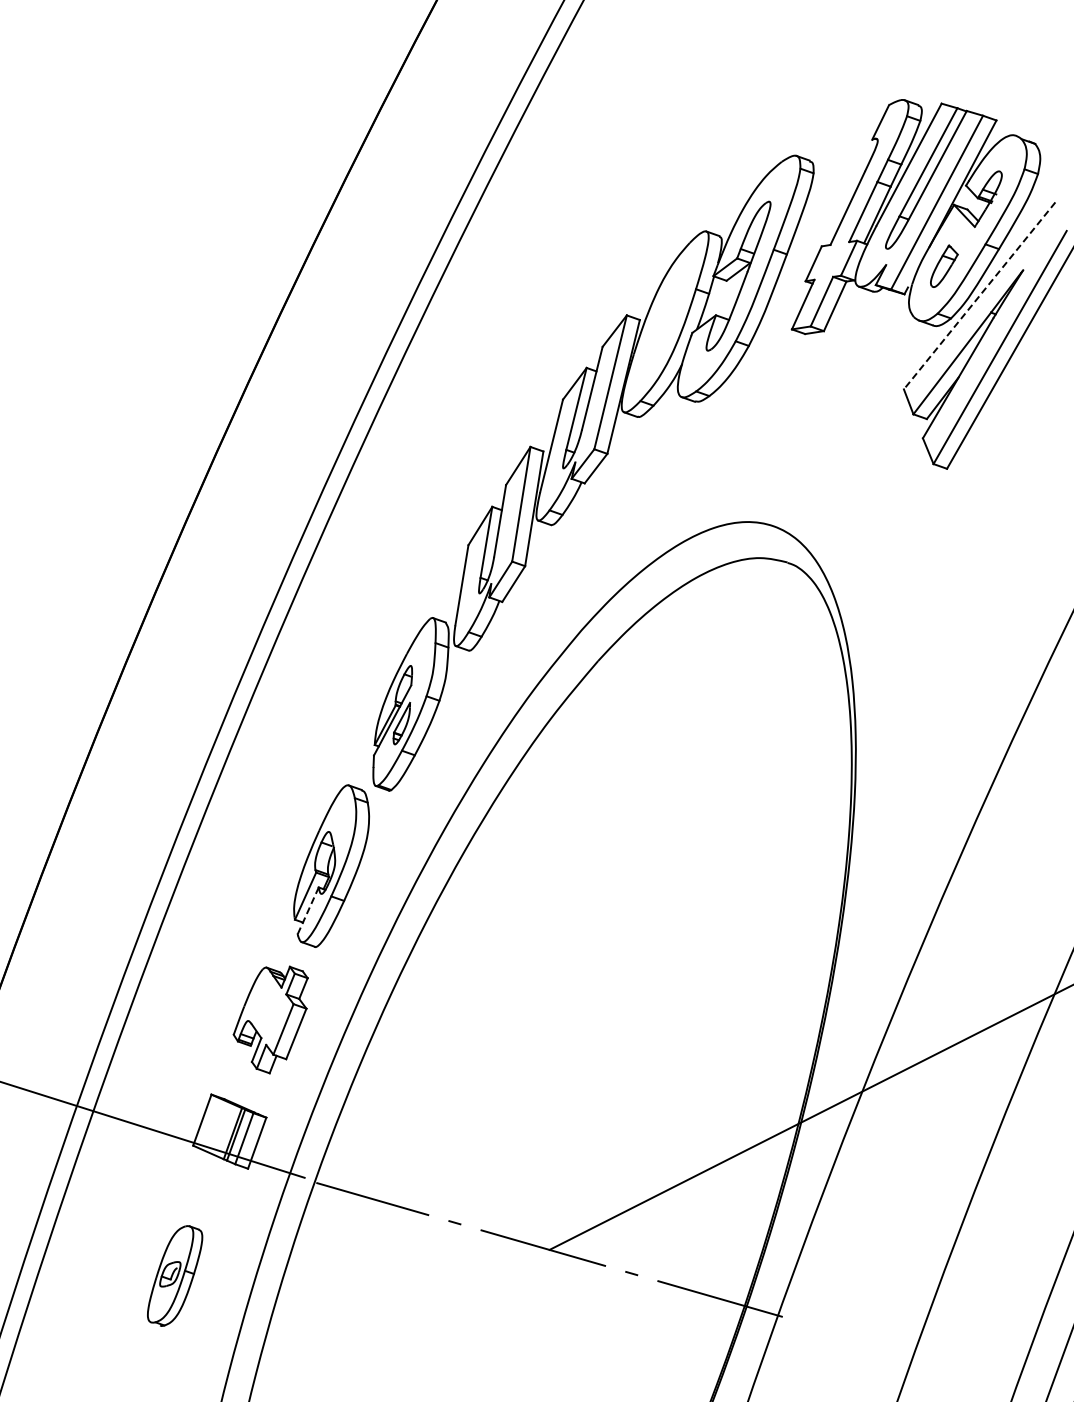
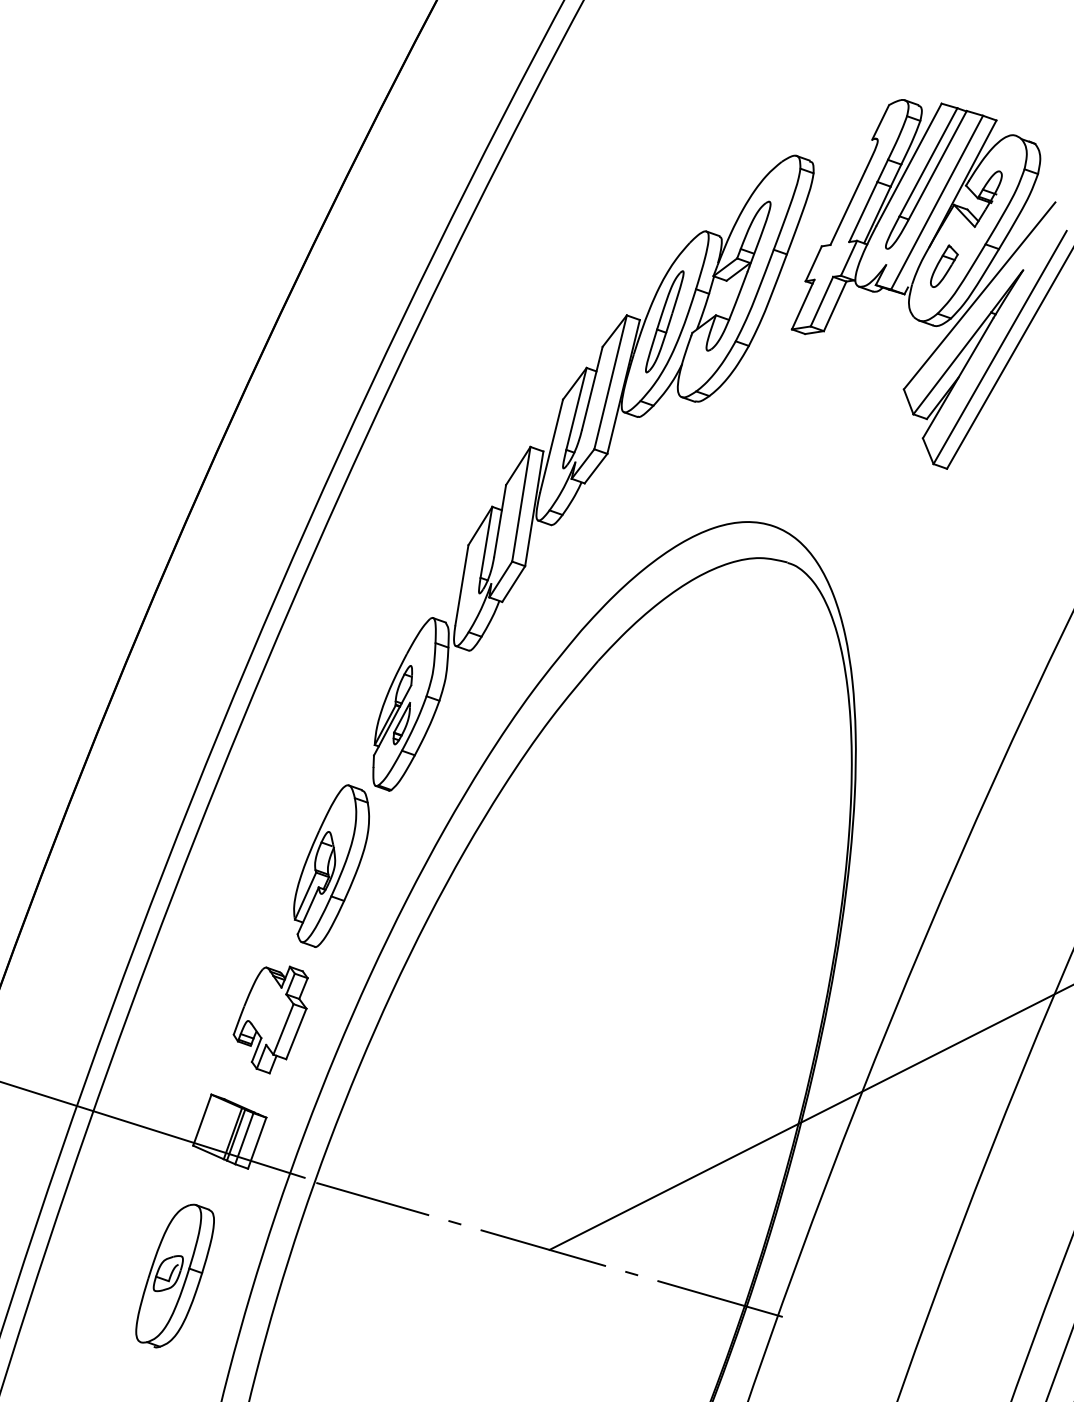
line: dashed -> solid (979, 296)
part: none -> present (664, 321)
line: dashed -> solid (308, 910)
part size: 57x102 px -> 80x146 px (174, 1275)
